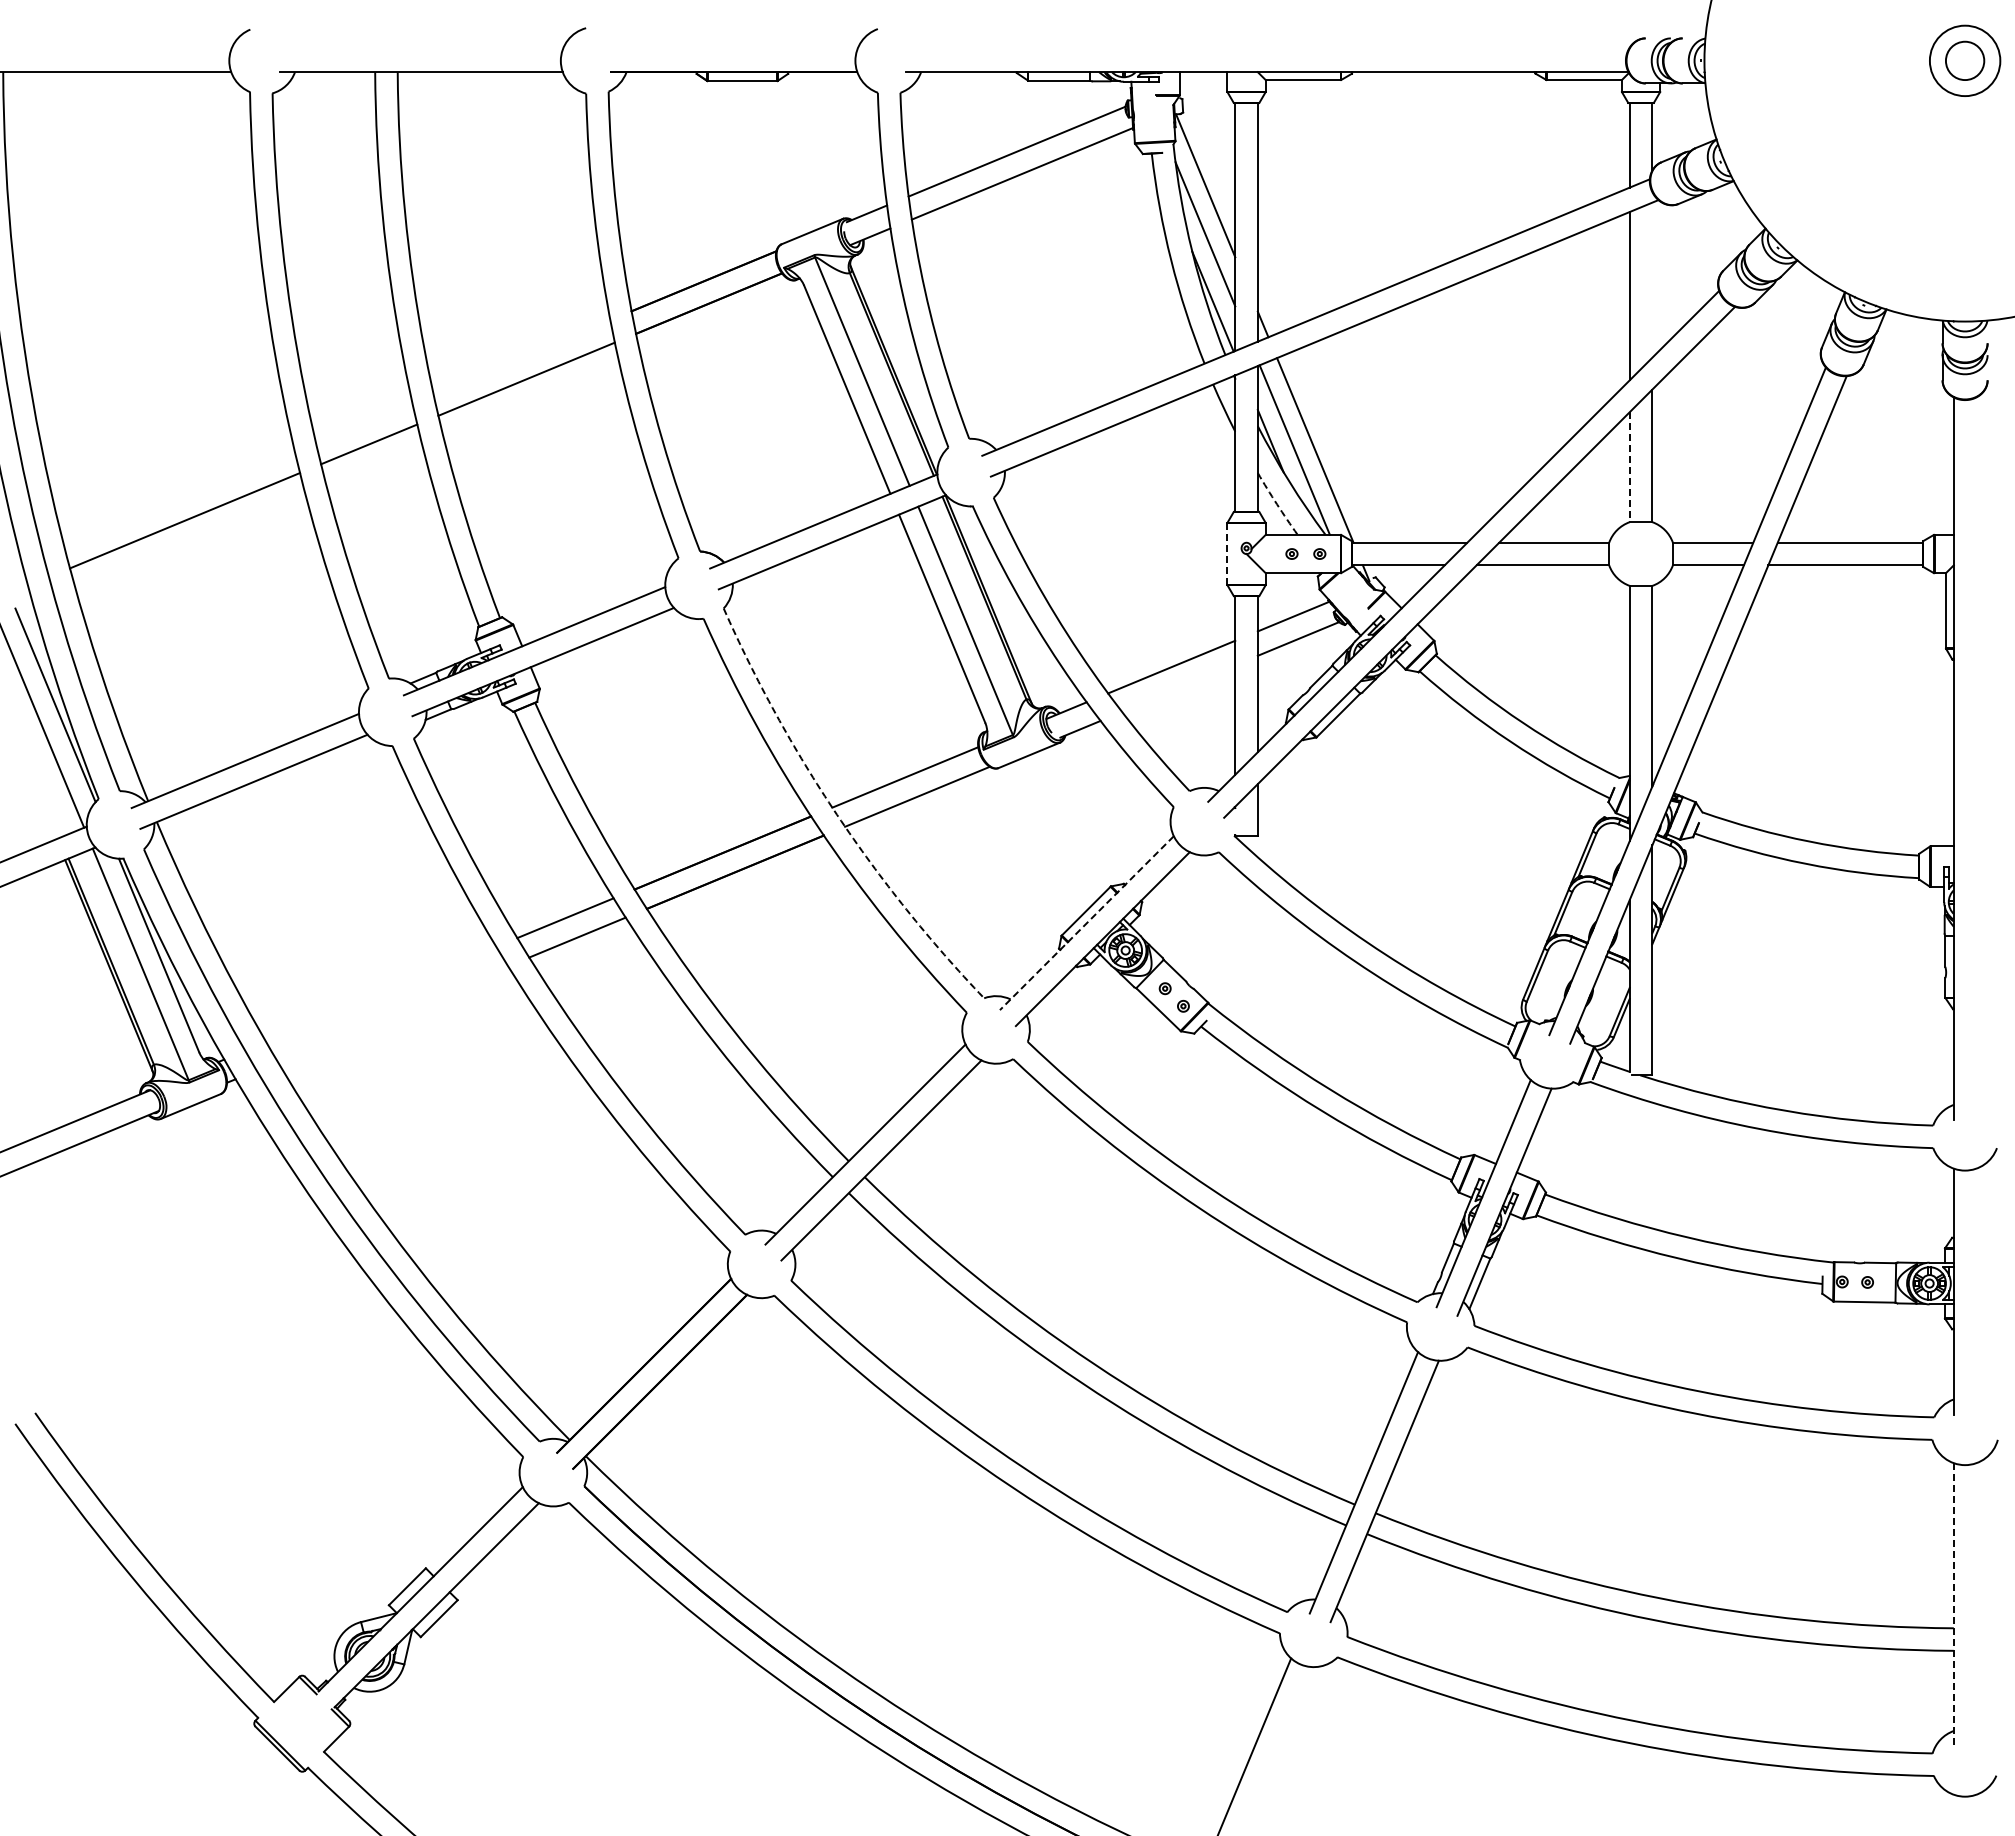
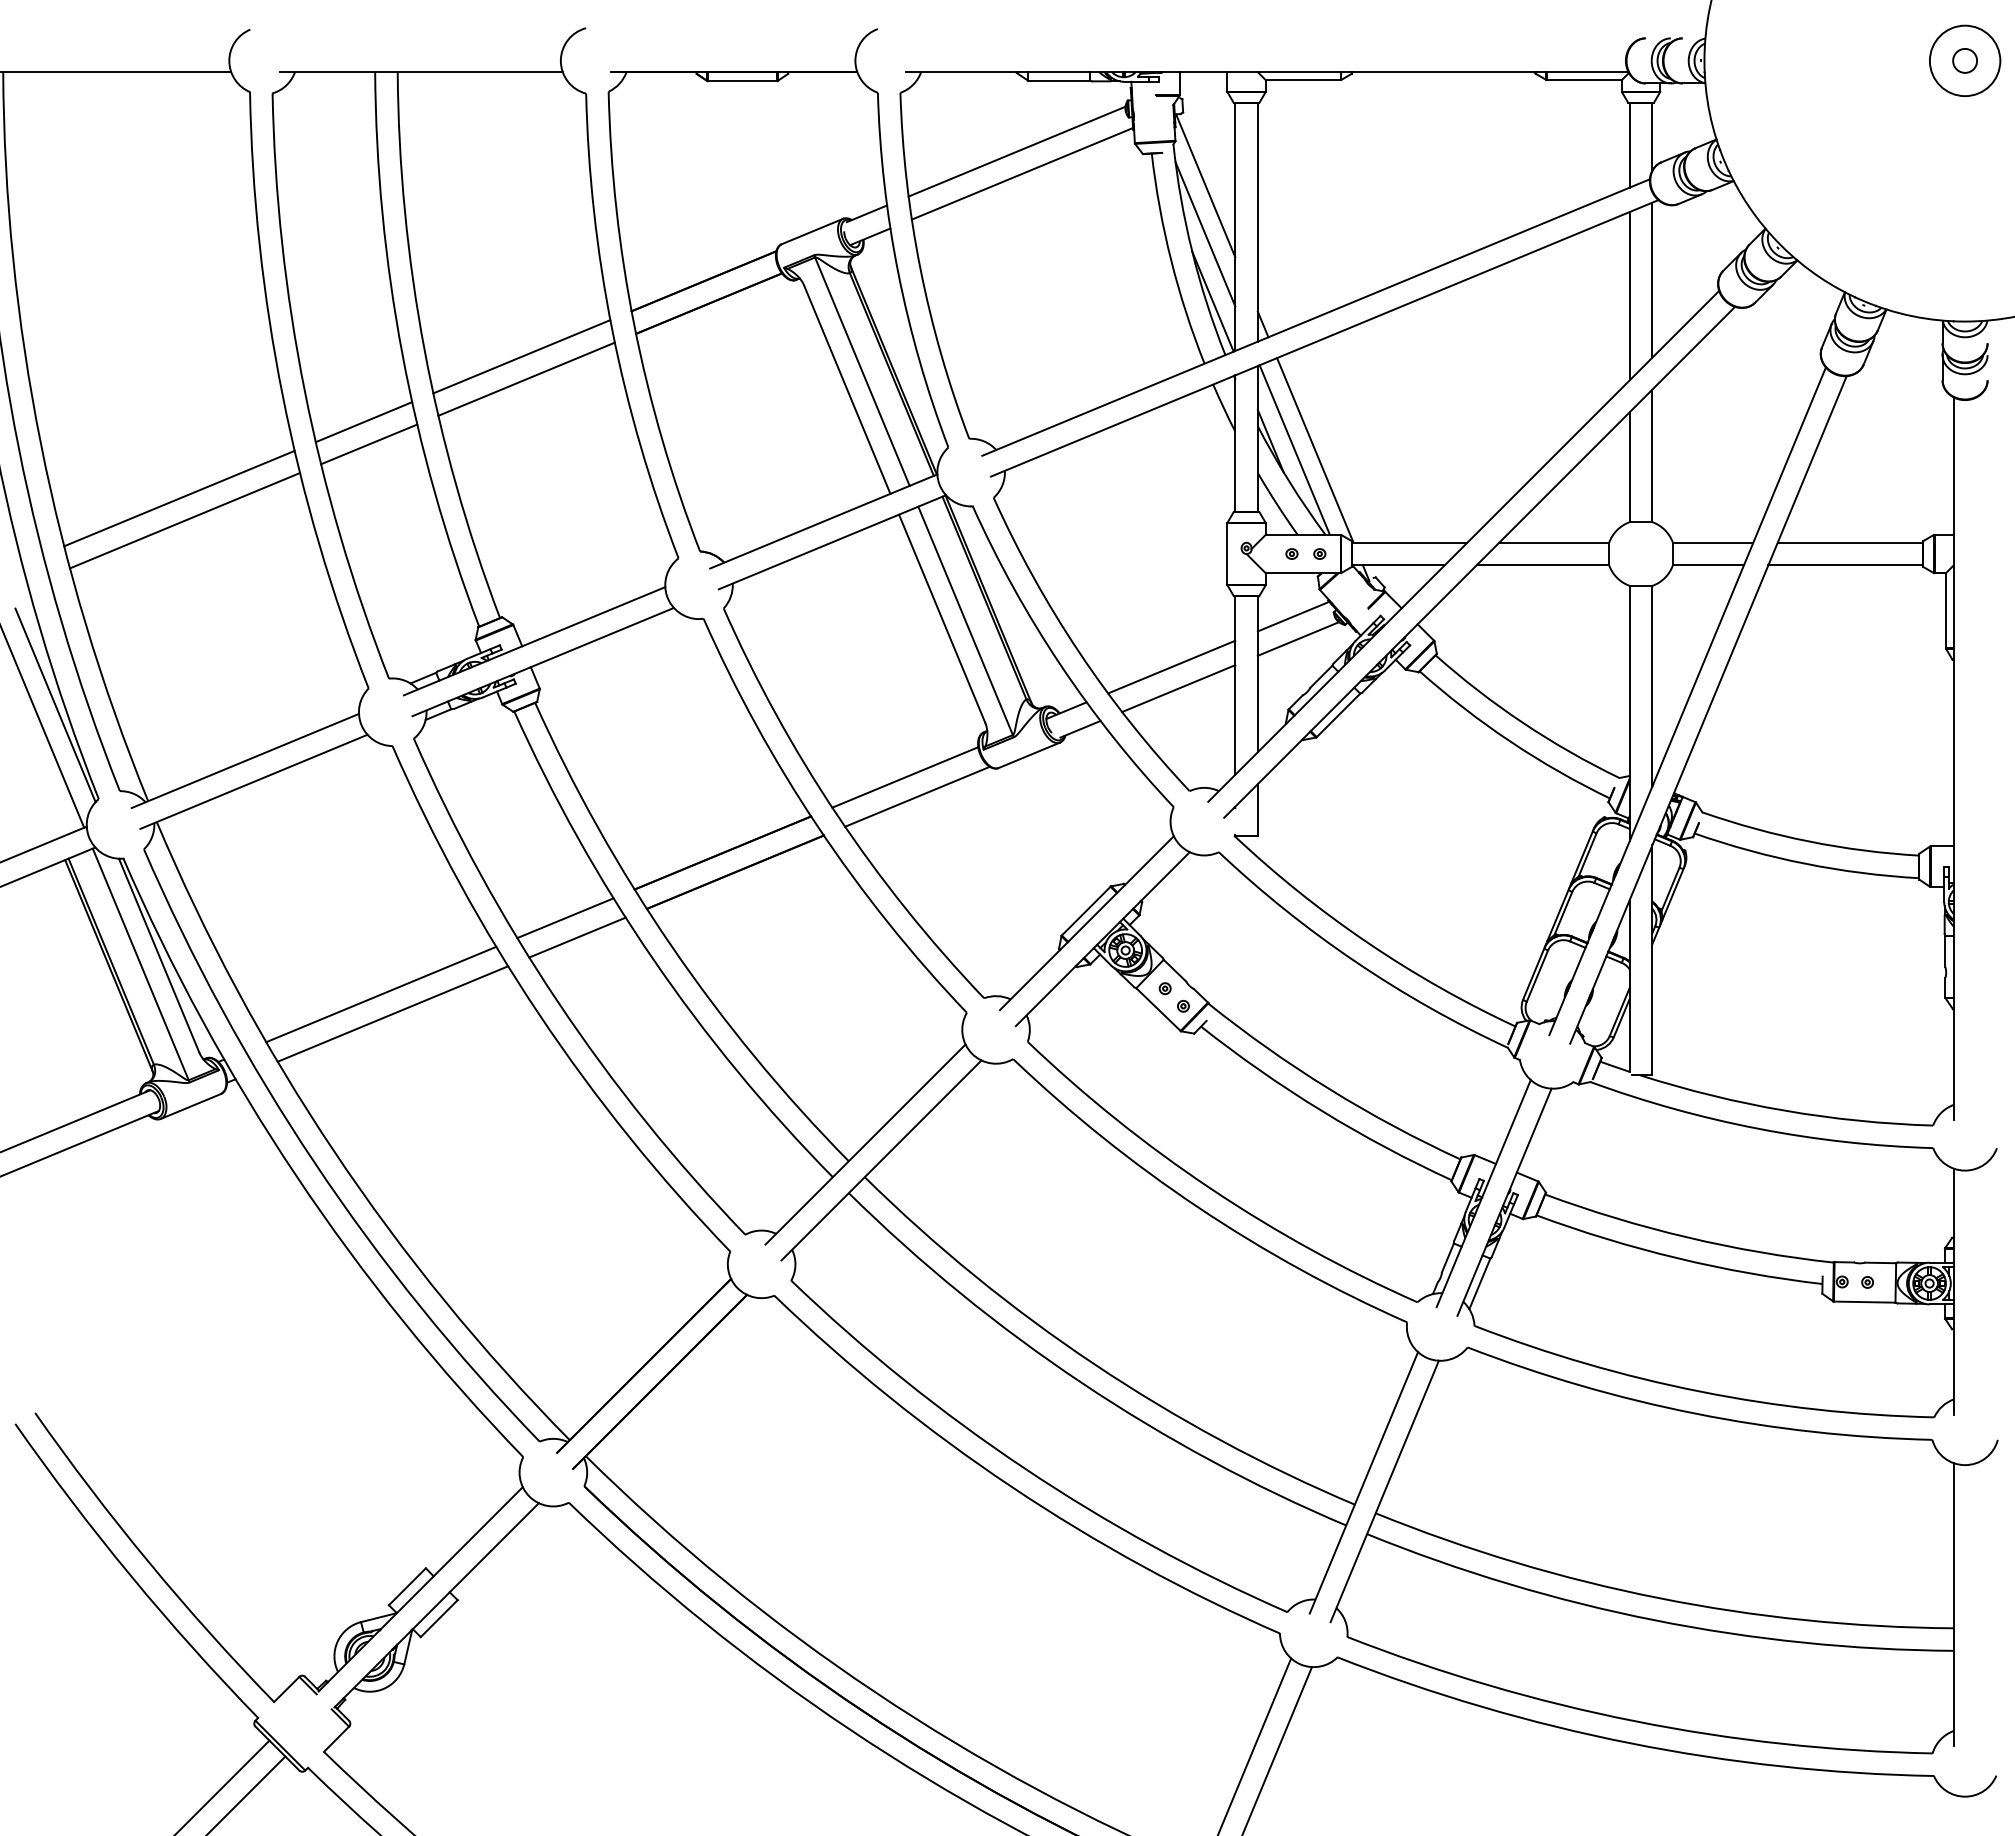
circle diameter: 38 px -> 24 px (1965, 60)
line: none -> present (1652, 279)
line: none -> present (521, 356)
line: none -> present (363, 422)
line: dashed -> solid (1629, 467)
line: none -> present (179, 498)
arc: dashed -> solid (1277, 504)
line: dashed -> solid (1227, 554)
line: none -> present (1178, 688)
arc: dashed -> solid (836, 814)
line: dashed -> solid (1086, 923)
line: none -> present (381, 994)
line: none -> present (392, 1013)
line: dashed -> solid (1953, 1605)
line: none -> present (1277, 1749)
line: none -> present (223, 1786)
line: none -> present (247, 1794)
